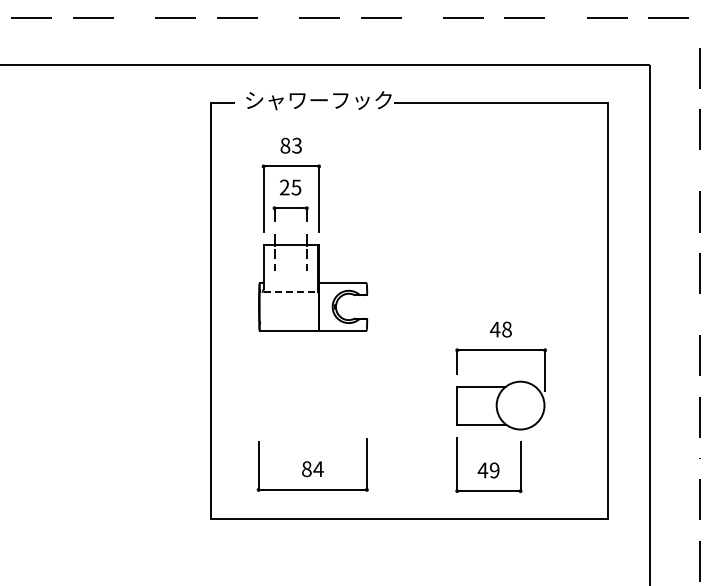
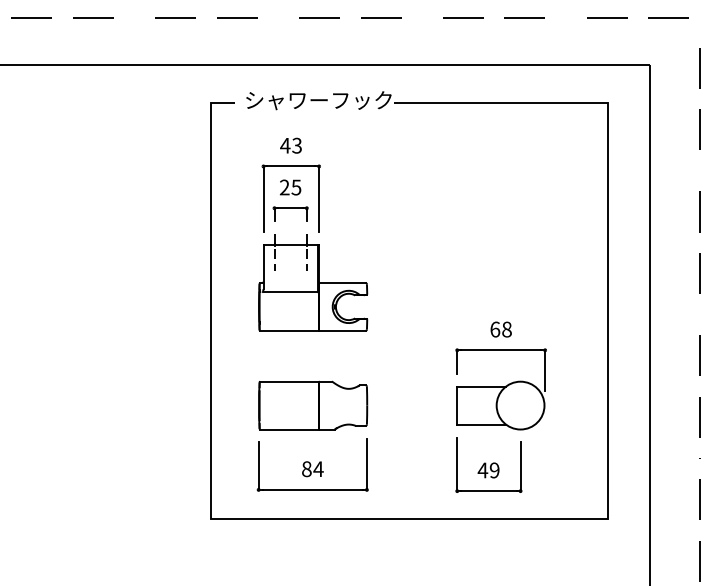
text: 83 -> 43 (285, 145)
line: dashed -> solid (290, 292)
text: 48 -> 68 (494, 329)
part: none -> present (313, 405)
